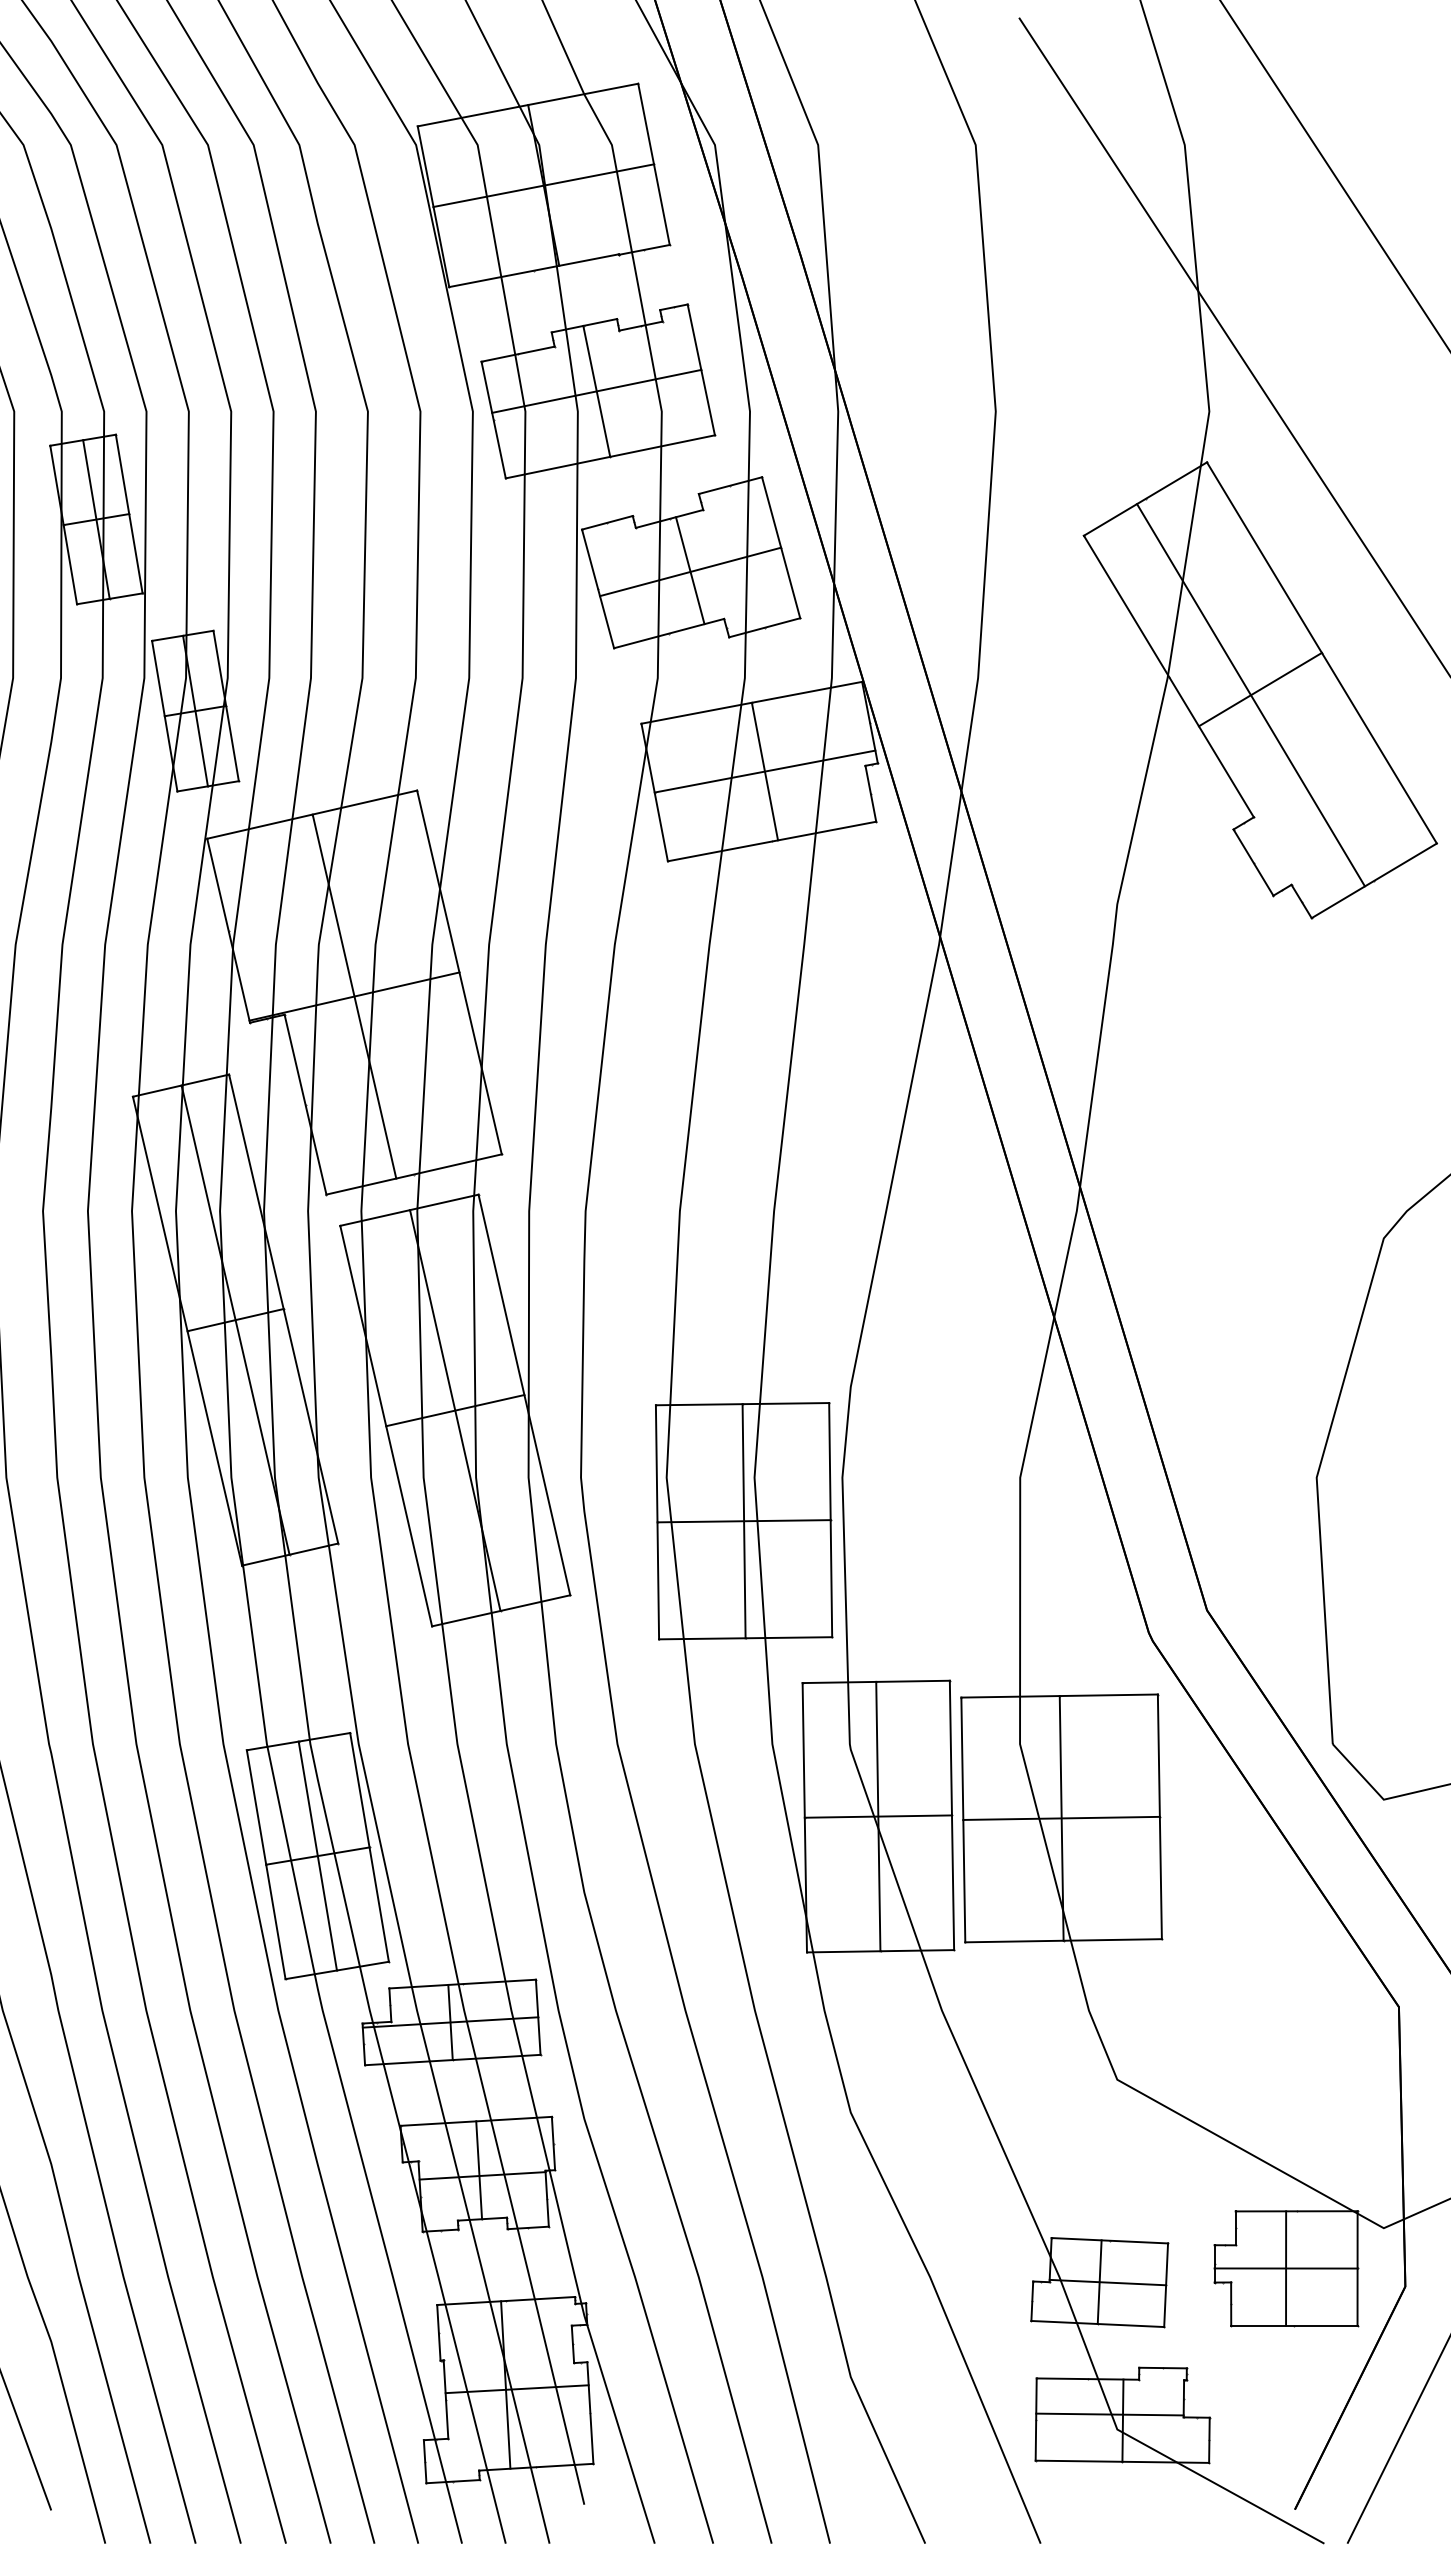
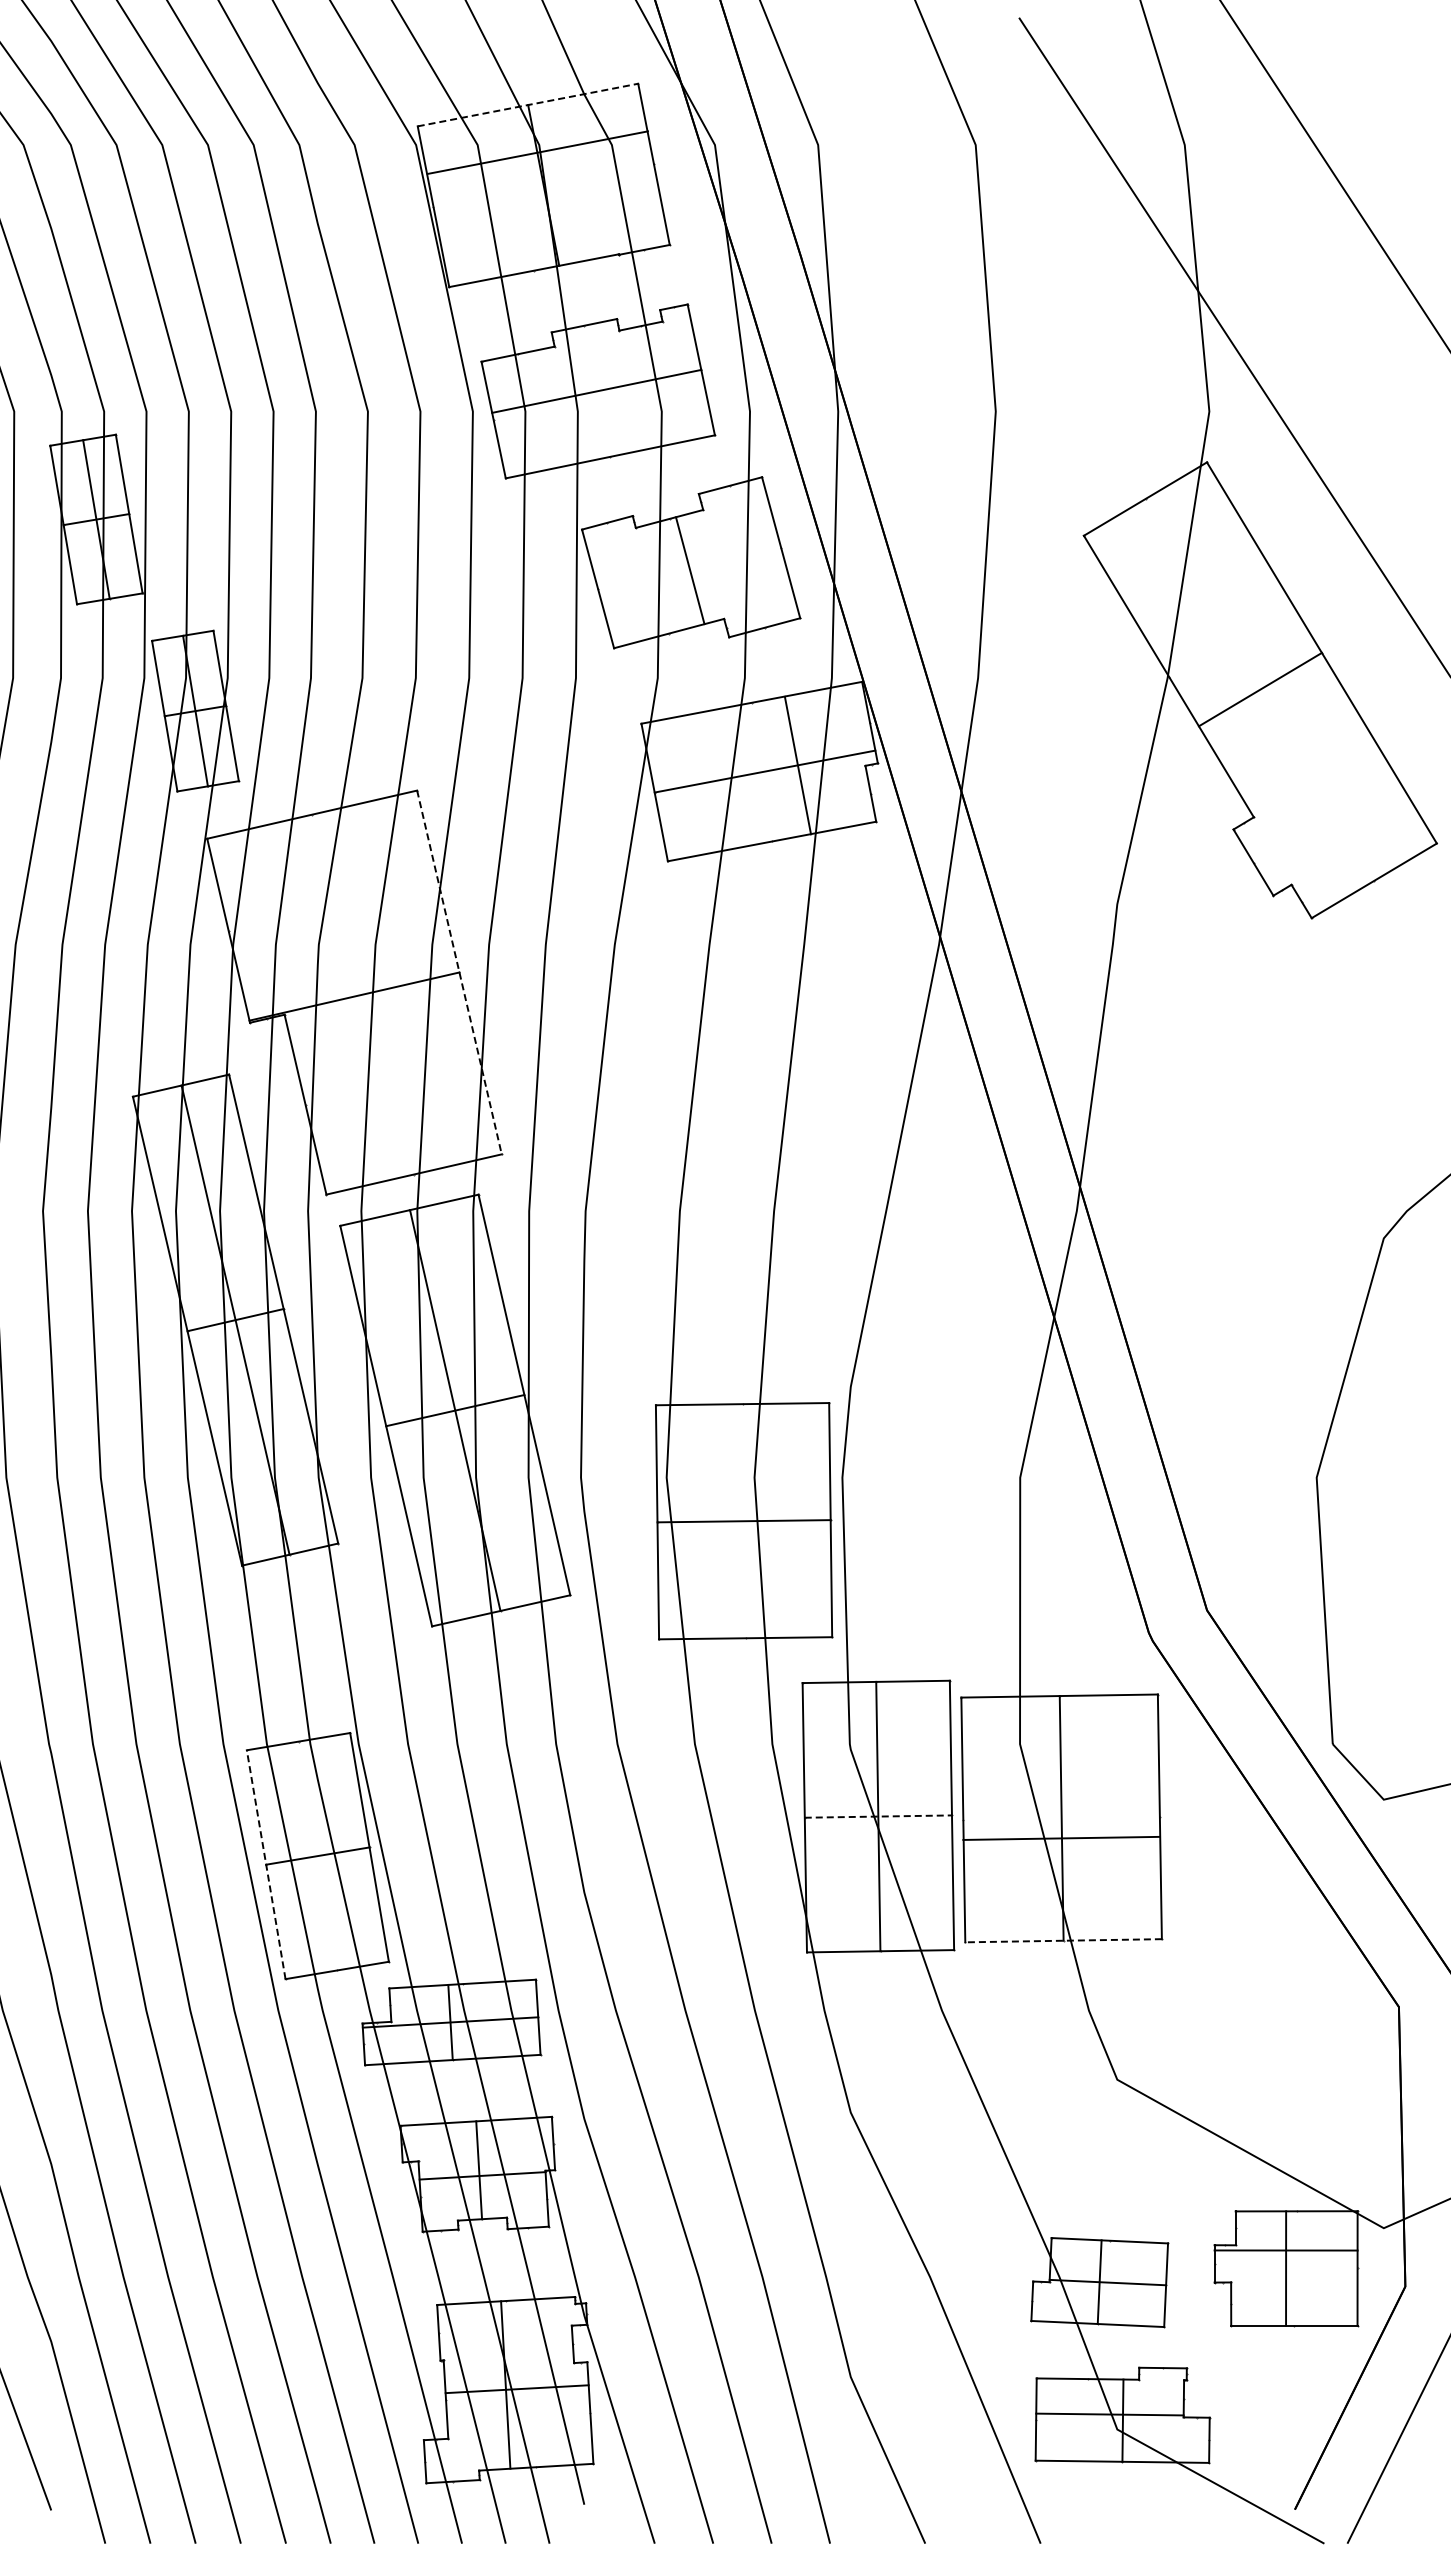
line: solid -> dashed (528, 104)
line position: (543, 185) -> (537, 152) (537, 152)
line: present -> none (596, 390)
line: present -> none (690, 571)
line: present -> none (1250, 695)
line position: (764, 771) -> (797, 765) (797, 765)
line: solid -> dashed (459, 972)
line: present -> none (354, 996)
line: present -> none (743, 1521)
line: solid -> dashed (878, 1816)
line position: (1061, 1817) -> (1061, 1837) (1061, 1837)
line: present -> none (317, 1855)
line: solid -> dashed (266, 1864)
line: solid -> dashed (1063, 1940)
line position: (1285, 2268) -> (1285, 2250) (1285, 2250)
